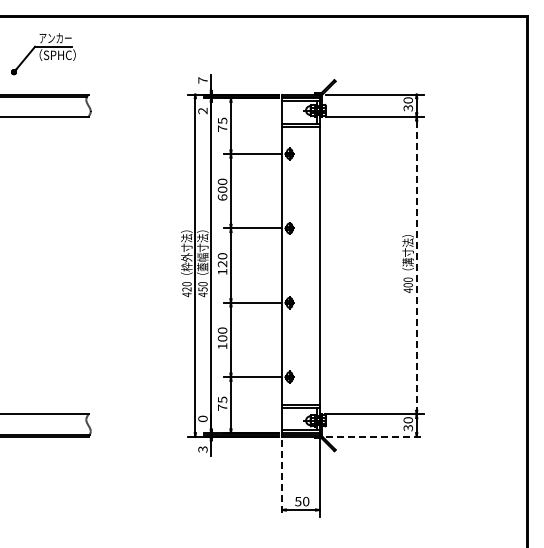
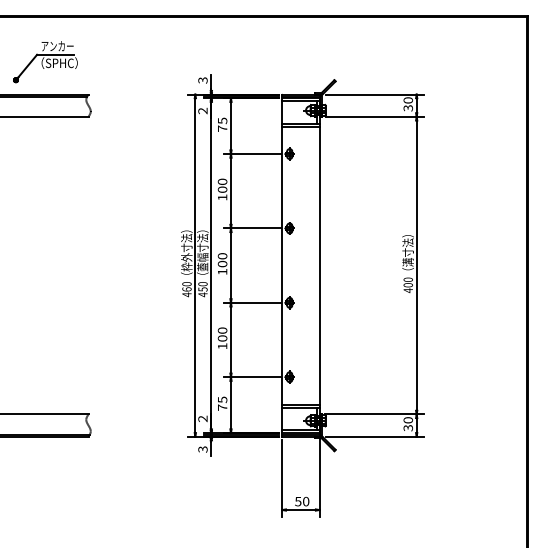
part position: (43, 54) -> (45, 62) (45, 62)
text: 7 -> 3 (202, 80)
text: 600 -> 100 (222, 197)
text: 120 -> 100 (222, 263)
line: dashed -> solid (416, 266)
text: 420 -> 460 (186, 289)
text: 0 -> 2 (202, 418)
line: dashed -> solid (375, 436)
line: dashed -> solid (282, 478)
